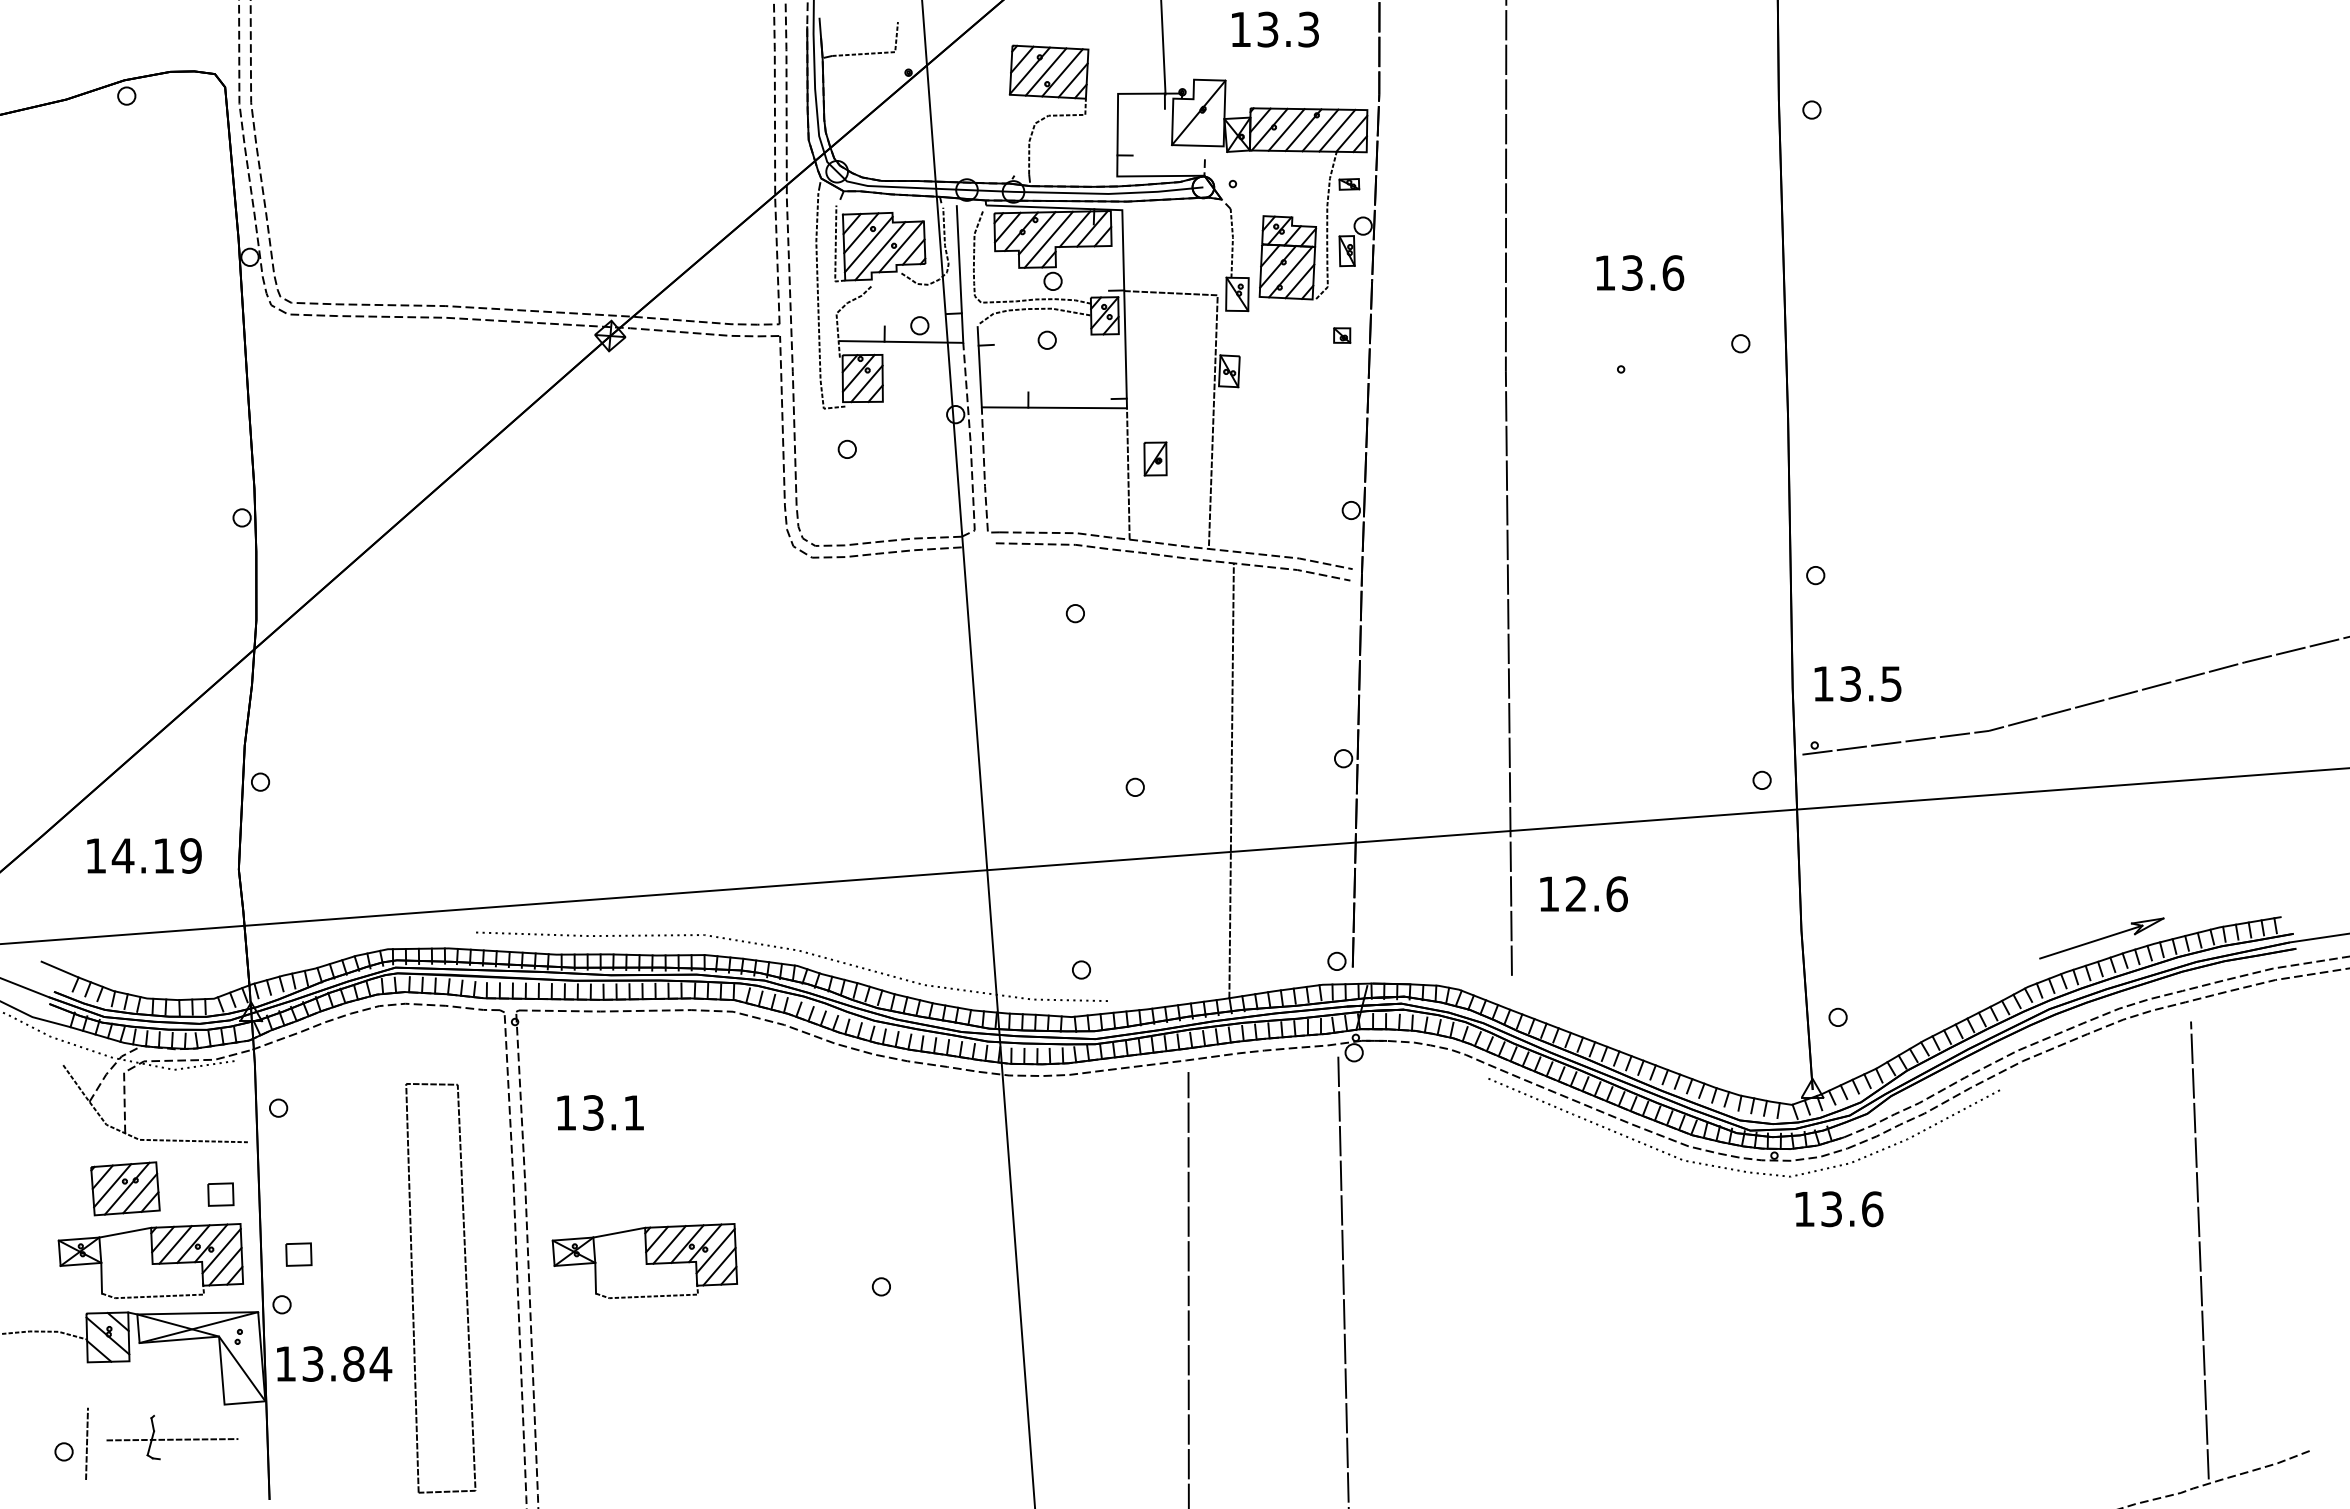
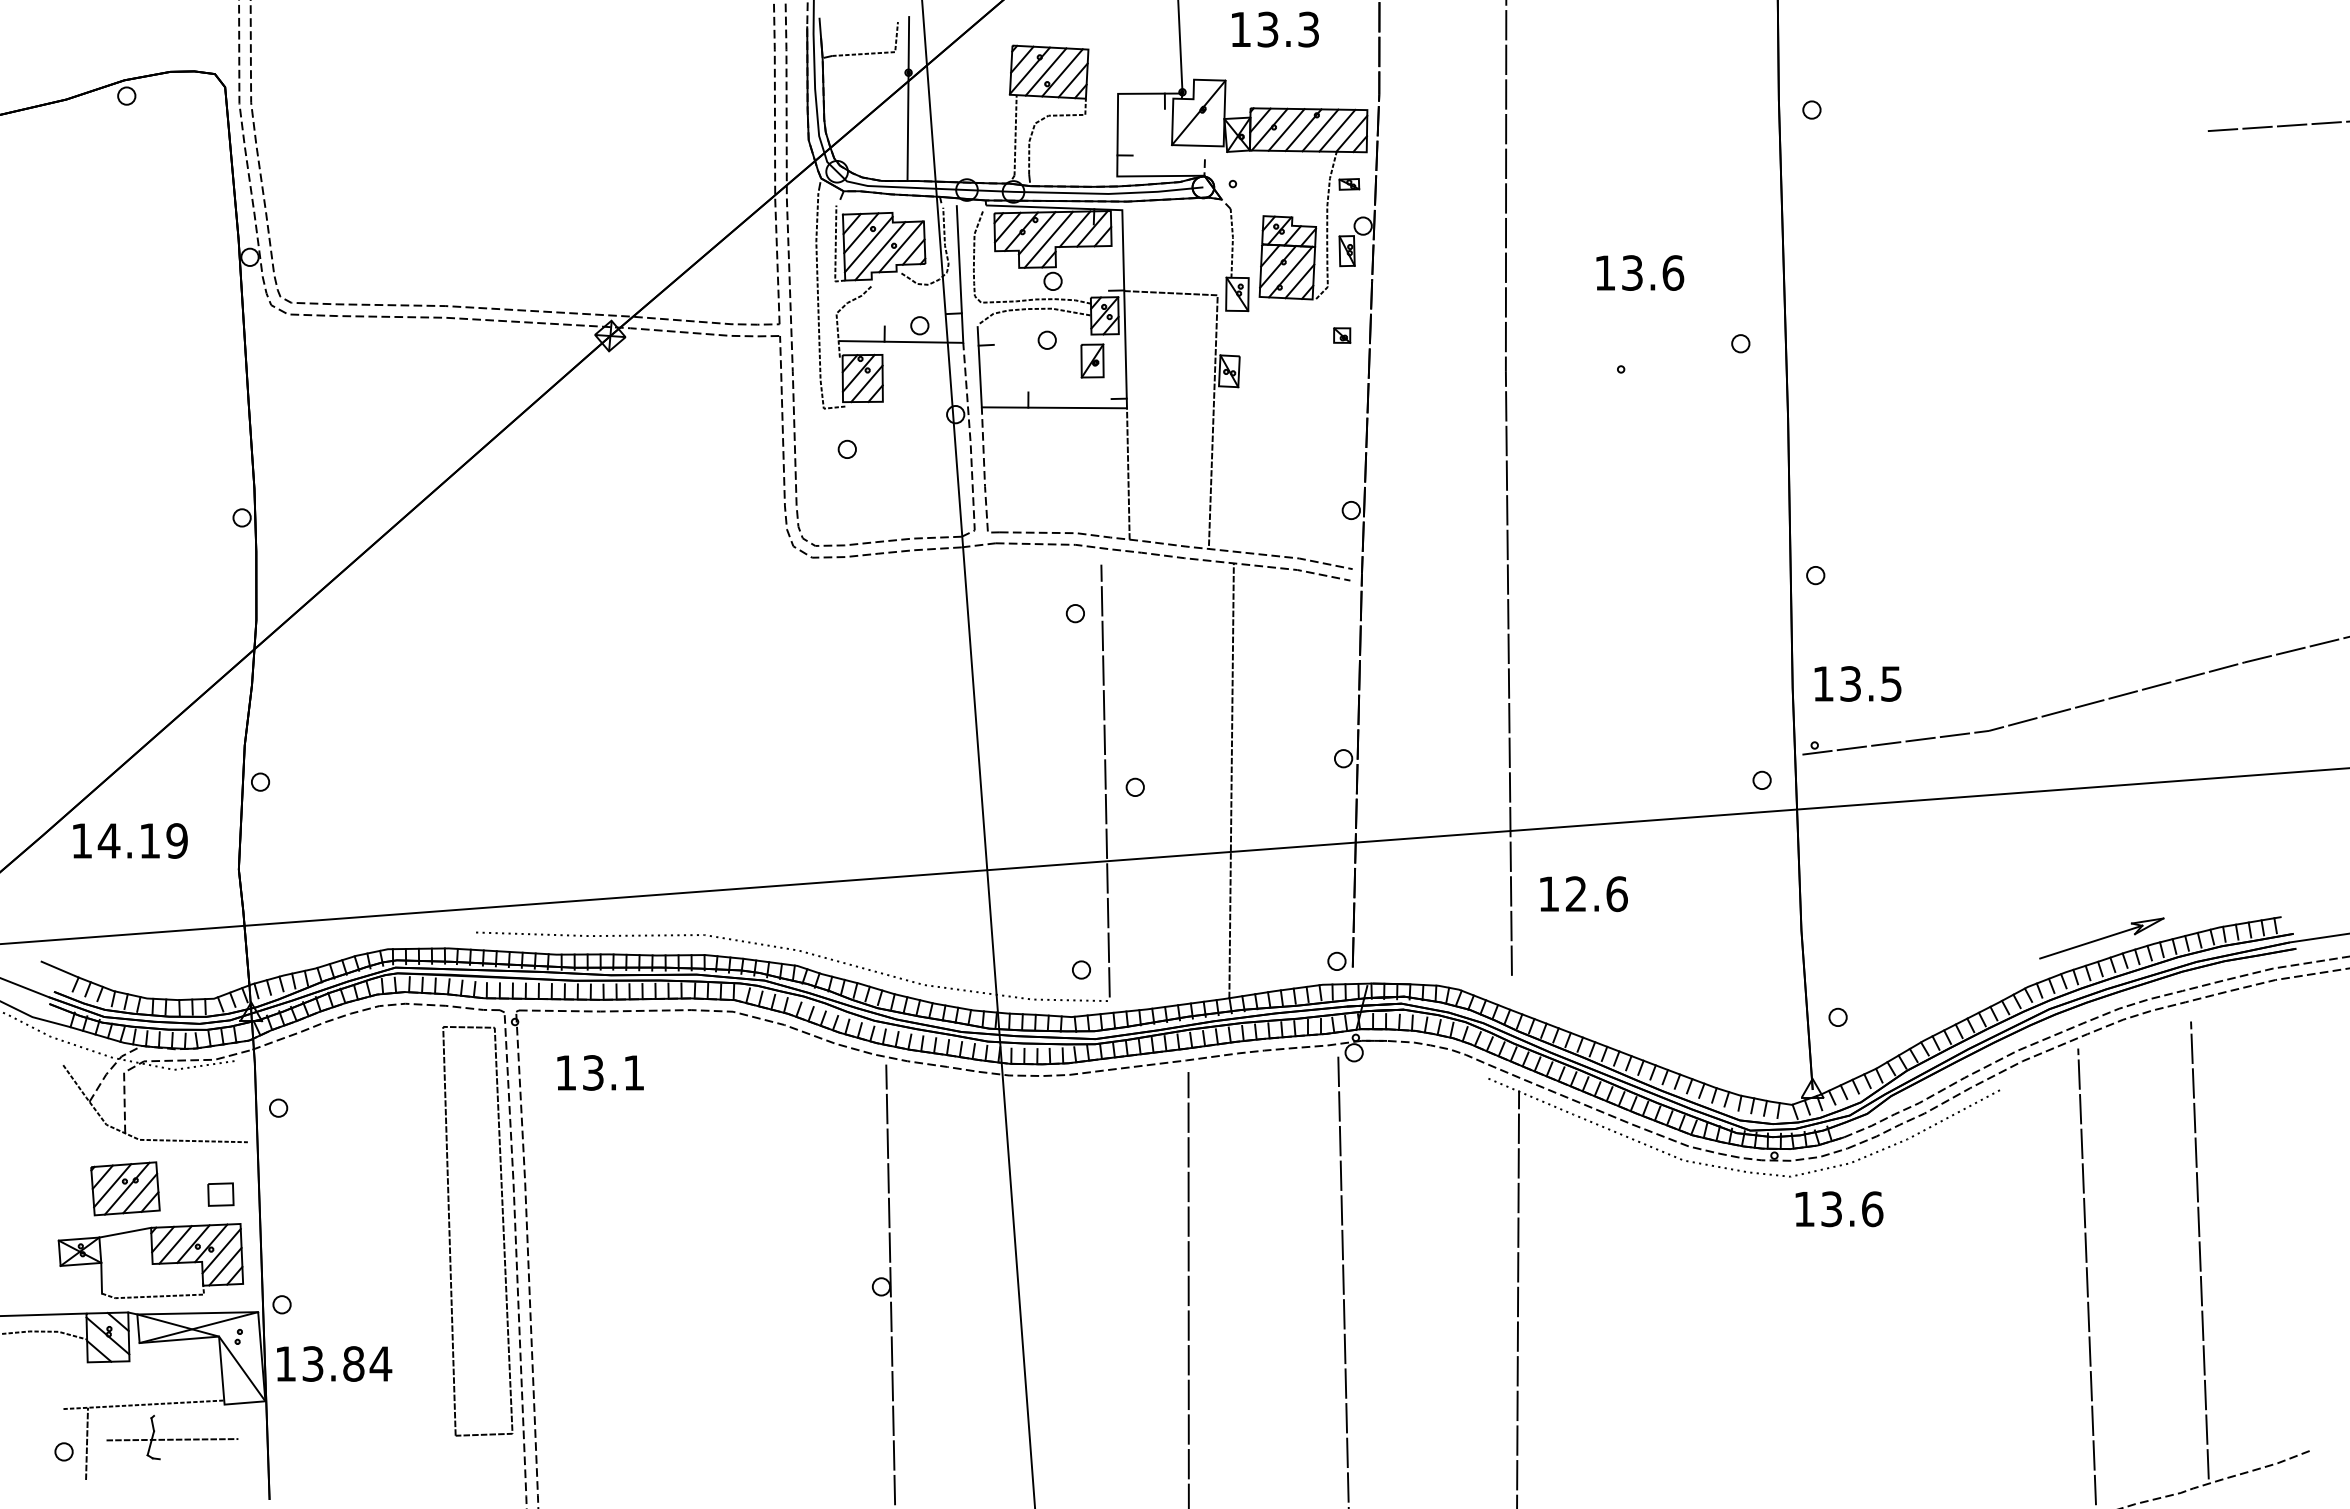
line position: (1163, 48) -> (1180, 47) (1180, 47)
line: none -> present (908, 99)
line: none -> present (2276, 126)
line: none -> present (1015, 135)
part position: (1155, 458) -> (1092, 360) (1092, 360)
line: none -> present (978, 545)
line: none -> present (1105, 780)
text position: (144, 855) -> (130, 840) (130, 840)
text position: (600, 1112) -> (600, 1072) (600, 1072)
part: present -> none (298, 1254)
part: present -> none (644, 1260)
line: none -> present (2087, 1276)
line: none -> present (890, 1284)
part position: (465, 1288) -> (502, 1231) (502, 1231)
line: none -> present (1518, 1297)
line: none -> present (44, 1314)
line: none -> present (143, 1404)
